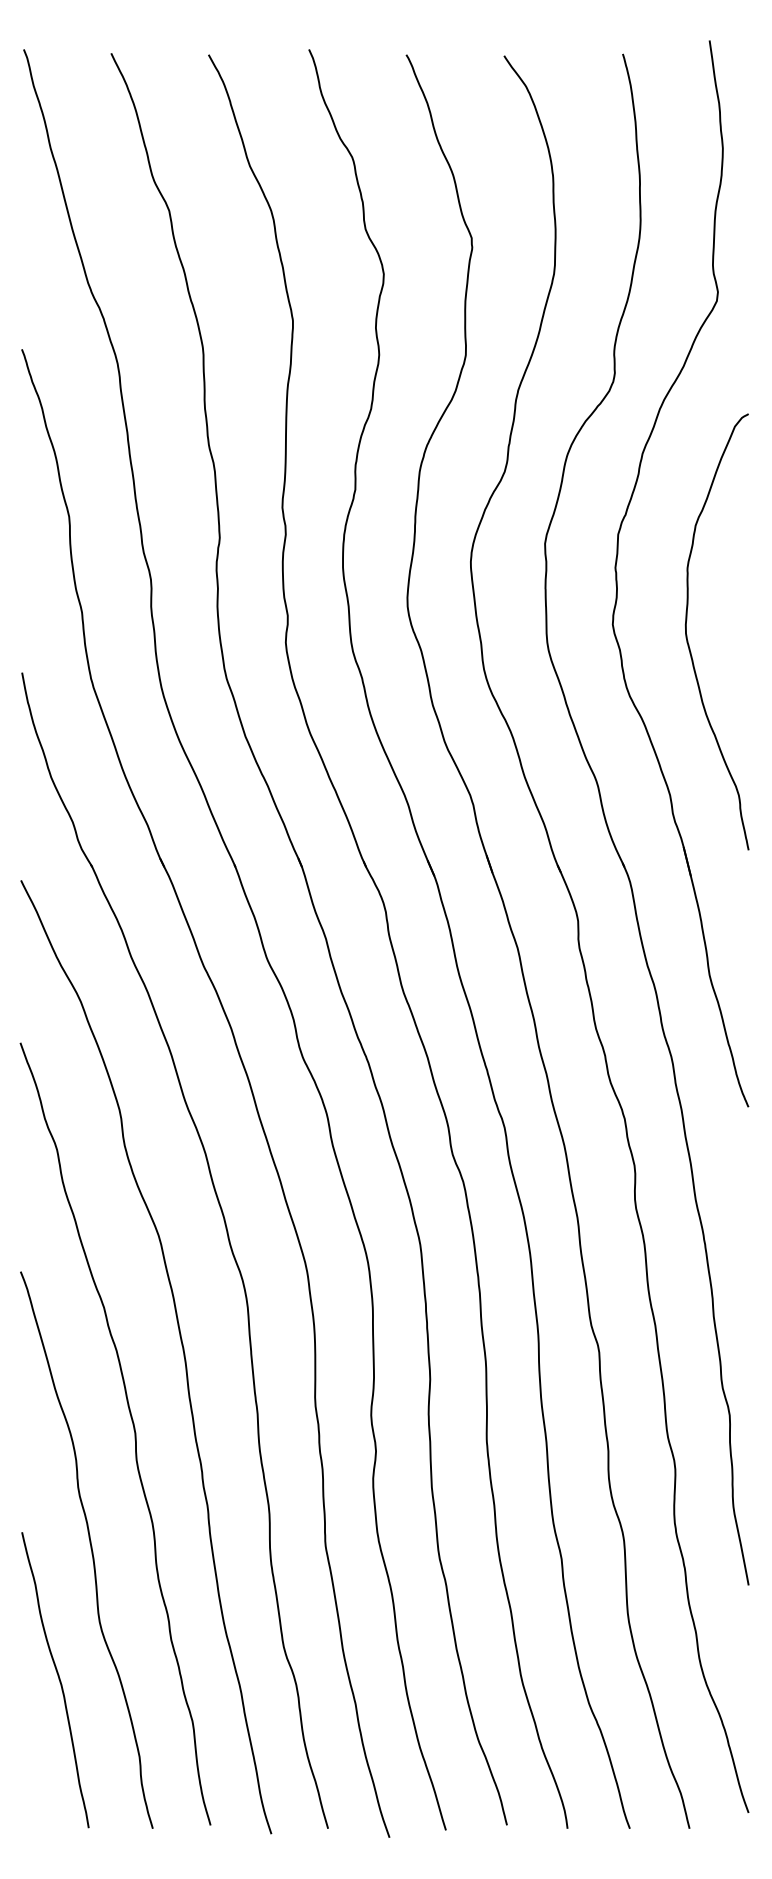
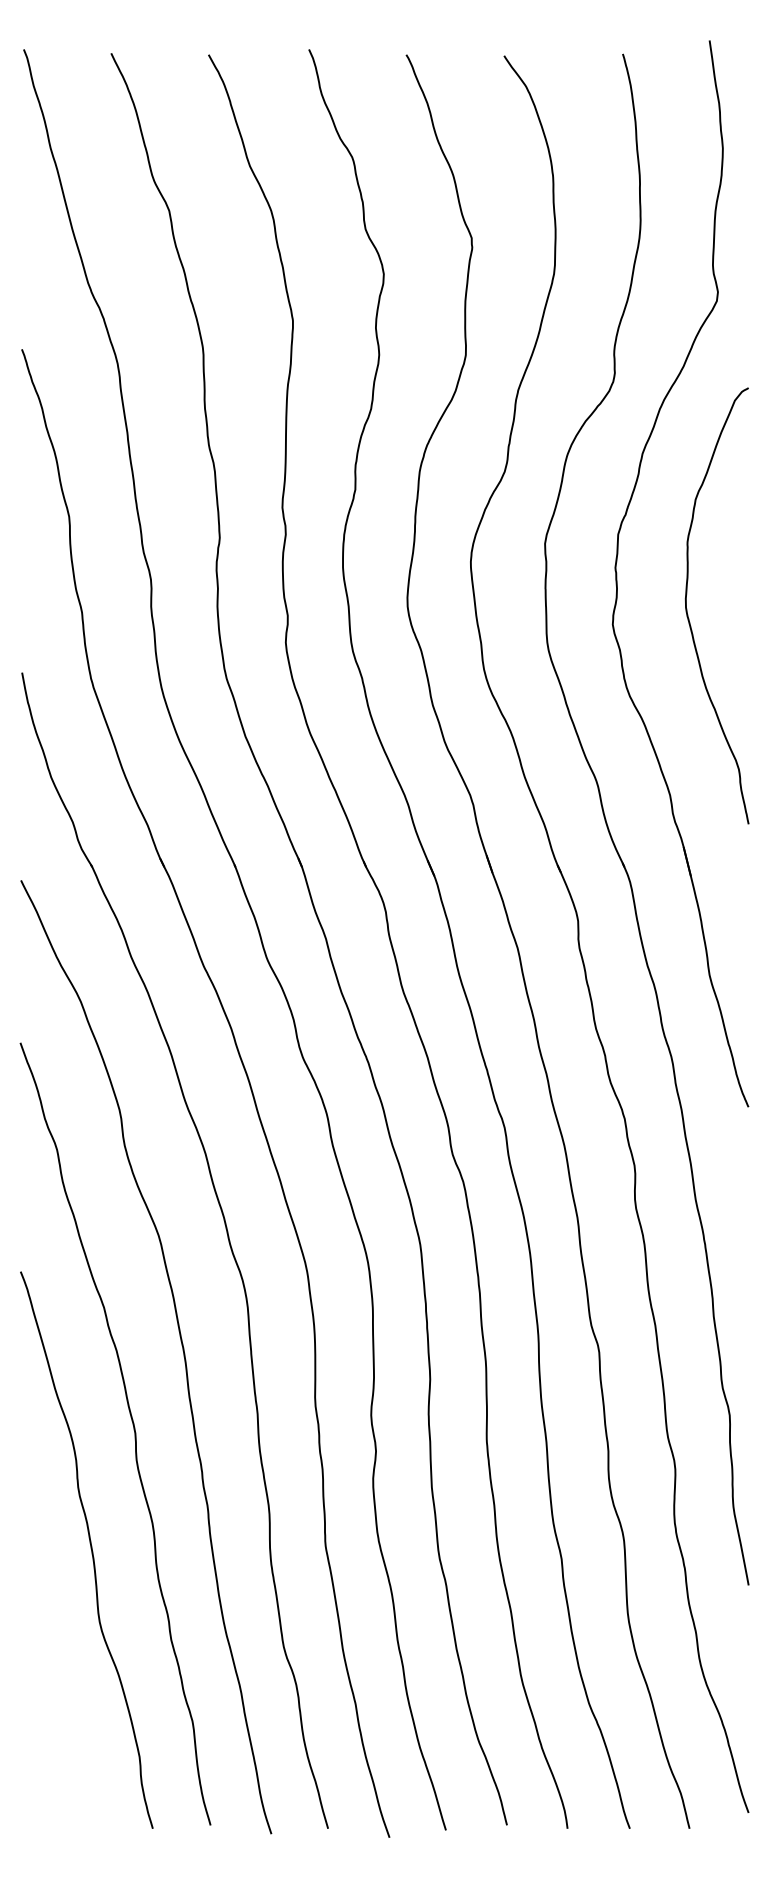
curve position: (687, 634) -> (687, 608) (687, 608)
curve: present -> none (58, 1679)
